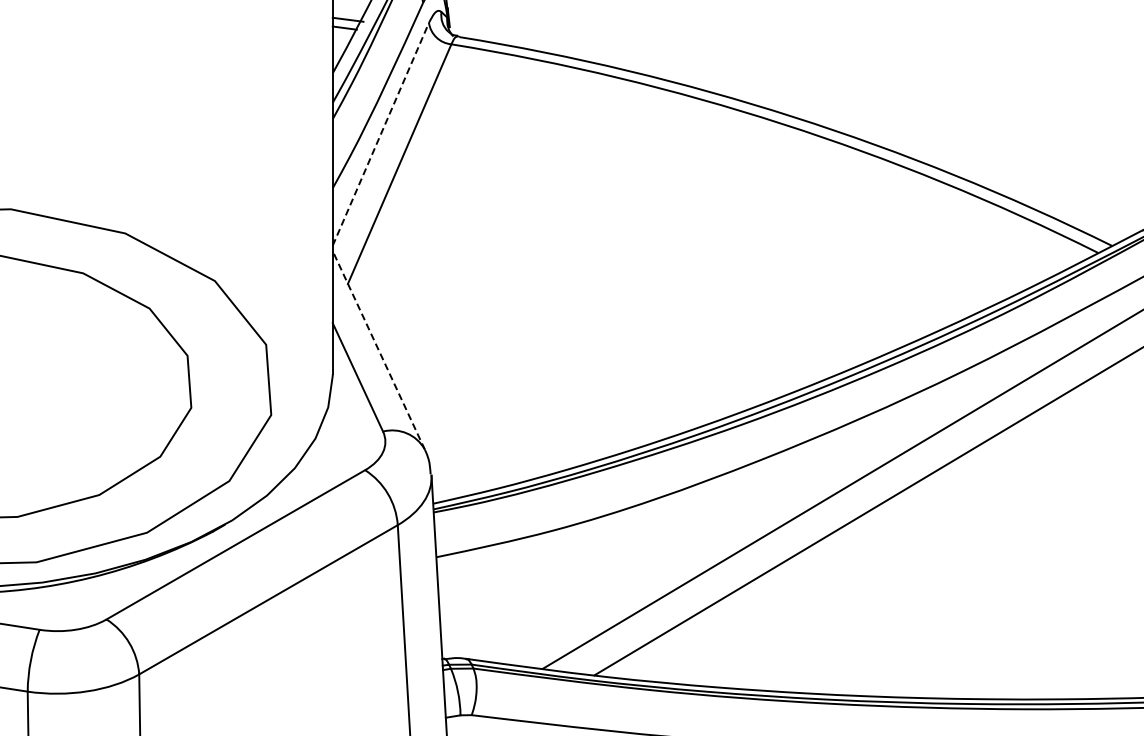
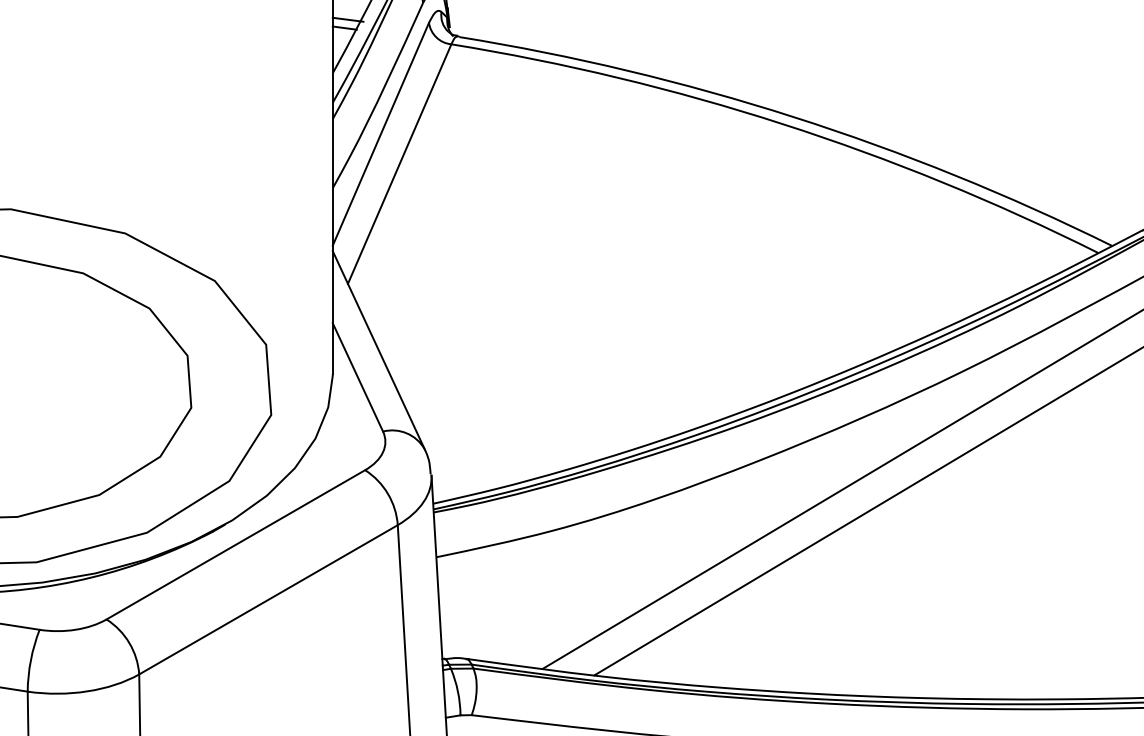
line: dashed -> solid (381, 133)
line: dashed -> solid (378, 350)
